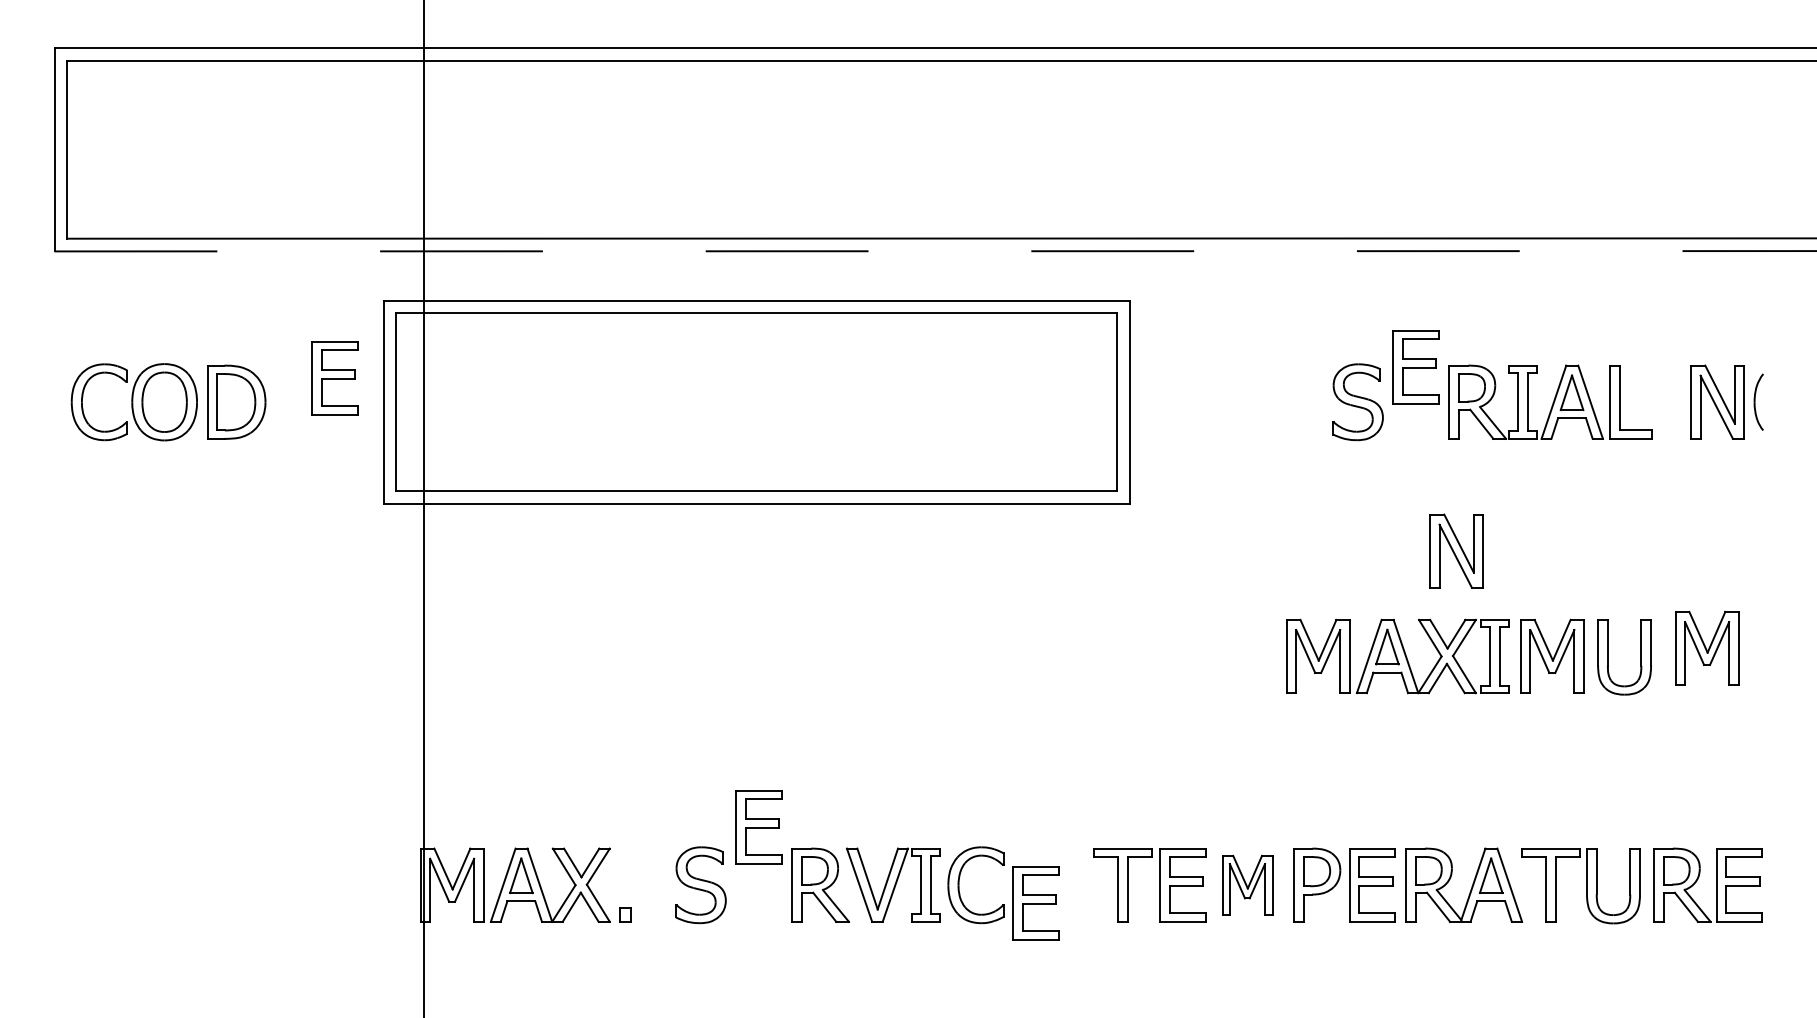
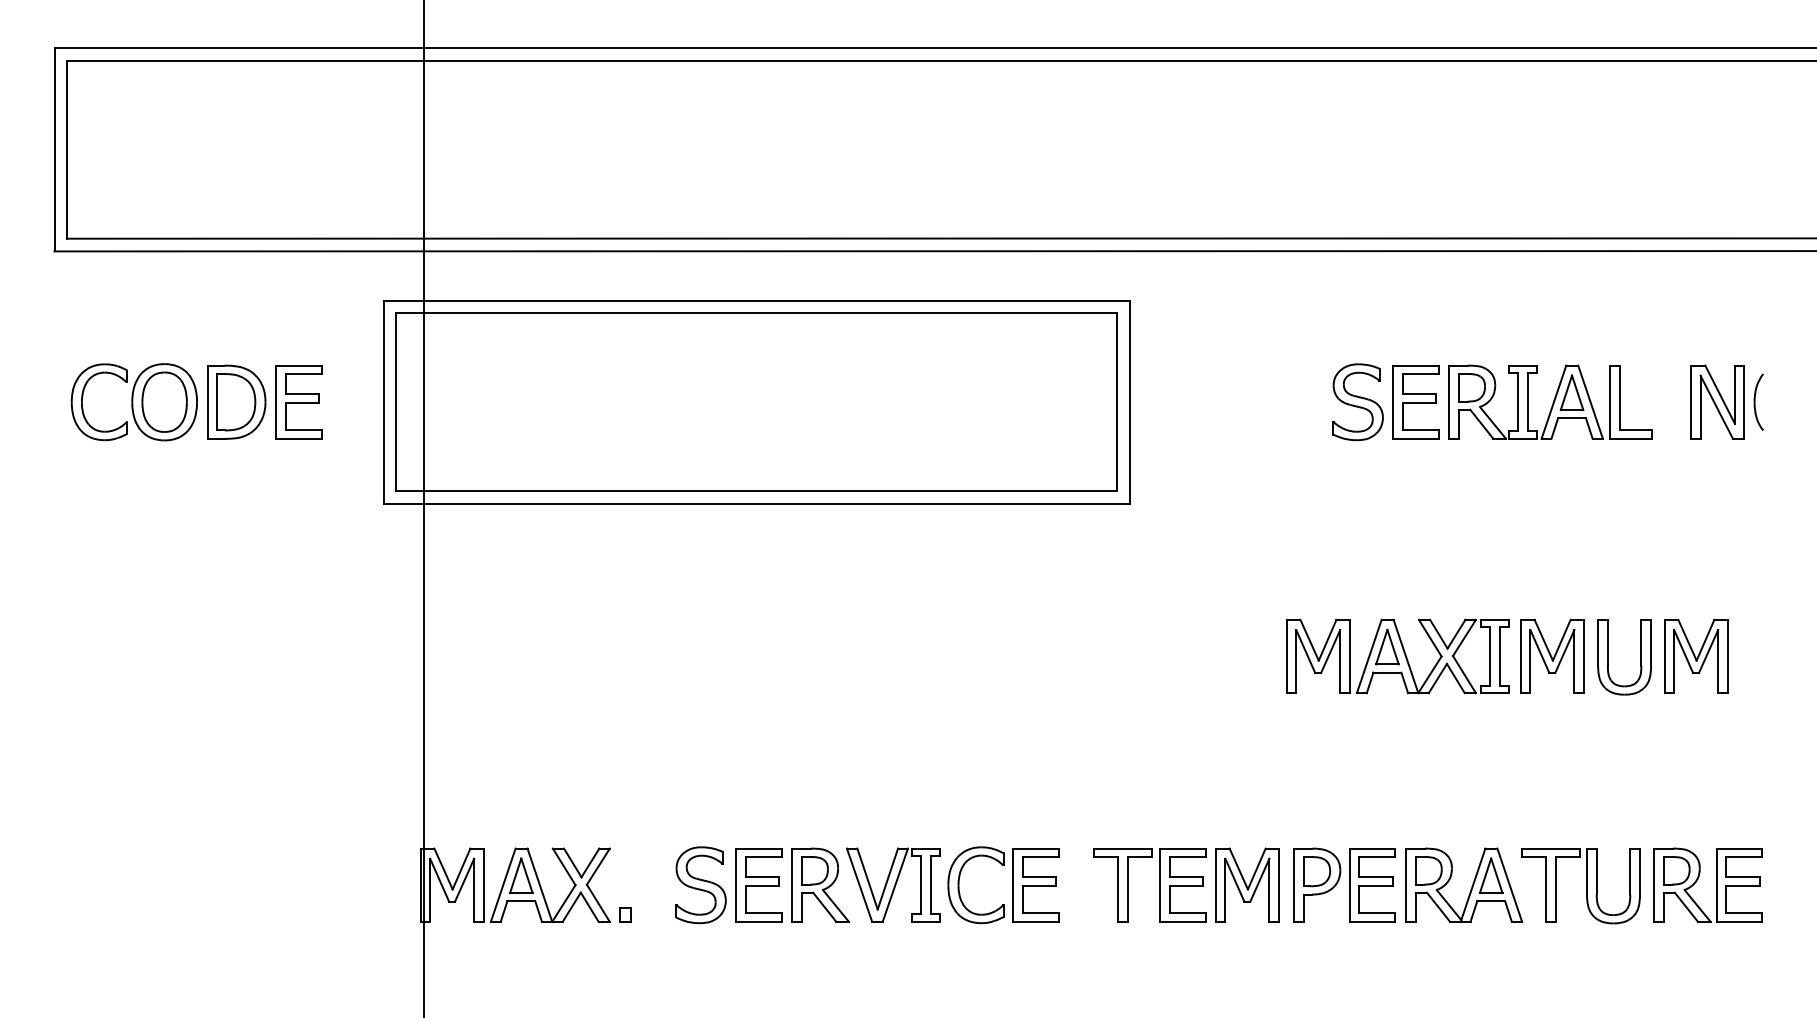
line: dashed -> solid (936, 251)
part position: (1415, 367) -> (1415, 402) (1415, 402)
part position: (334, 378) -> (298, 402) (298, 402)
part: present -> none (1456, 550)
part position: (1707, 647) -> (1696, 655) (1696, 655)
part position: (758, 827) -> (758, 885) (758, 885)
part size: 52x62 px -> 65x76 px (1247, 884)
part position: (1035, 903) -> (1035, 885) (1035, 885)
